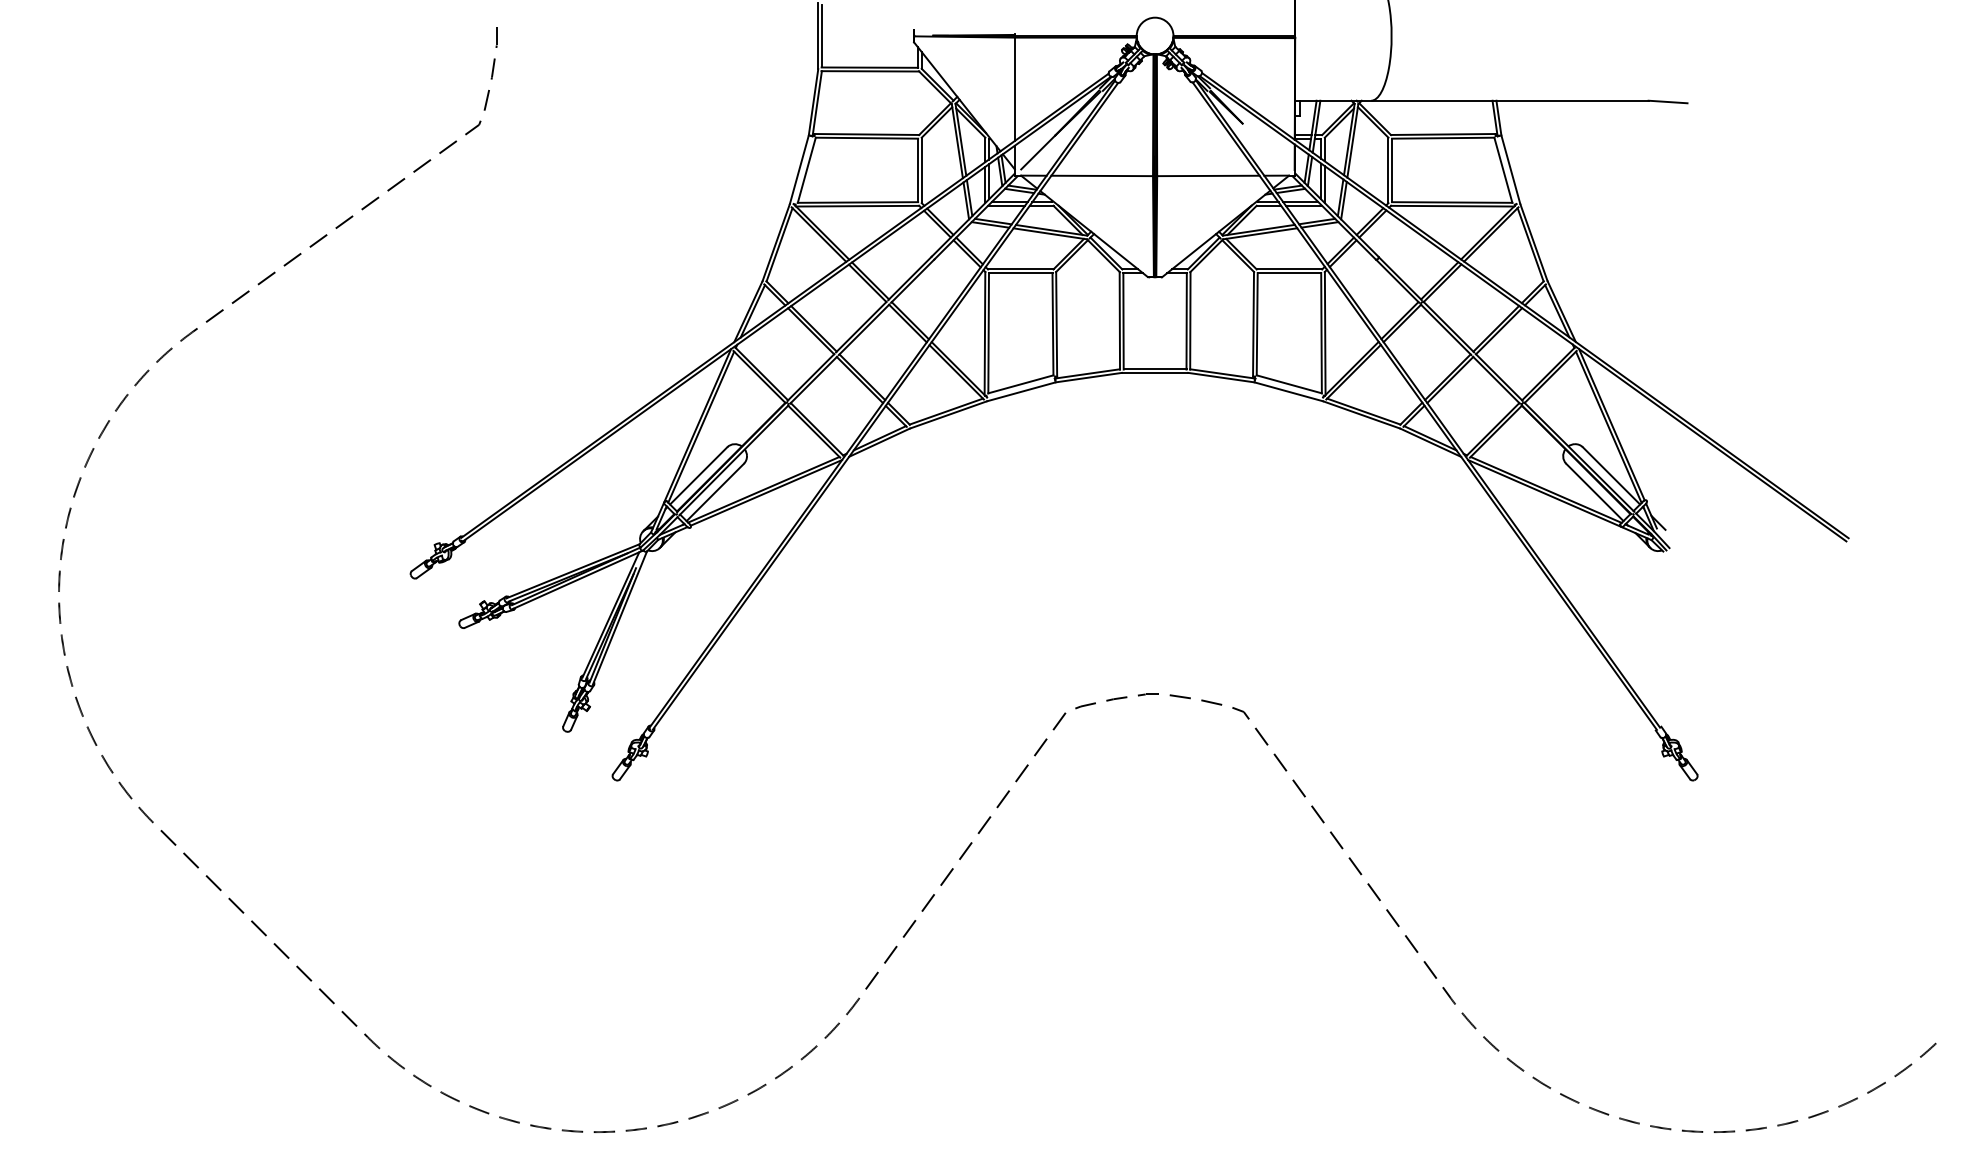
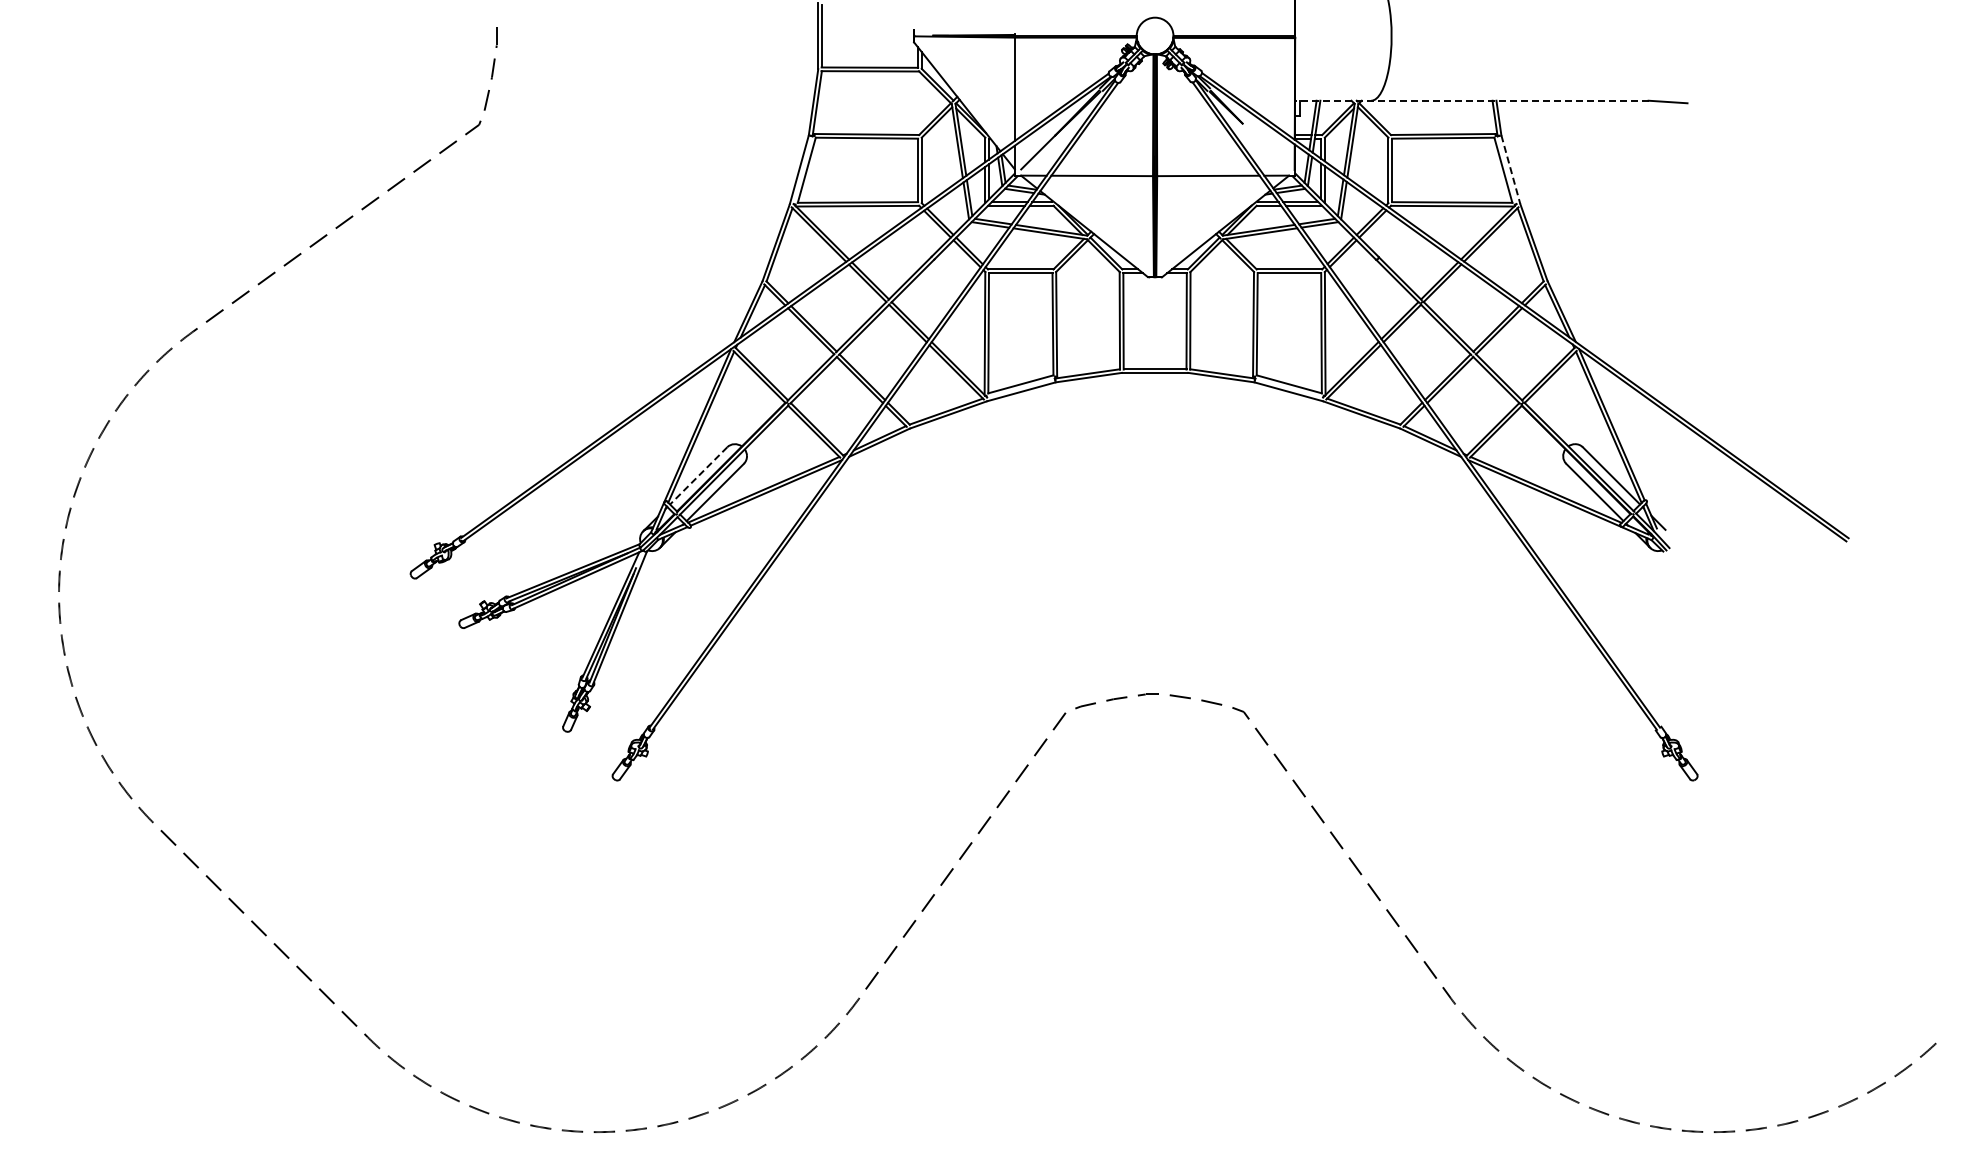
line: solid -> dashed (1472, 100)
line: solid -> dashed (1510, 169)
line: solid -> dashed (698, 476)
